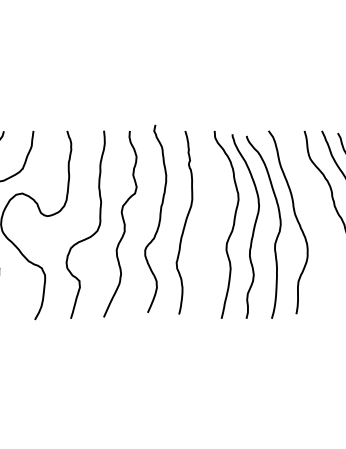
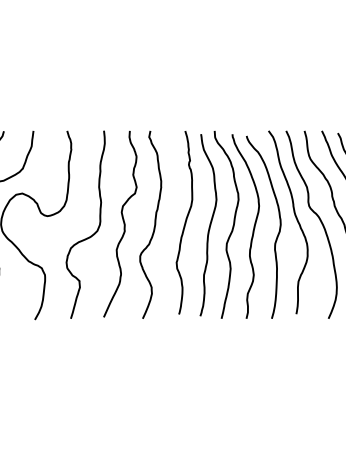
curve position: (159, 218) -> (154, 224) (154, 224)
curve: none -> present (319, 220)
curve: none -> present (209, 225)
